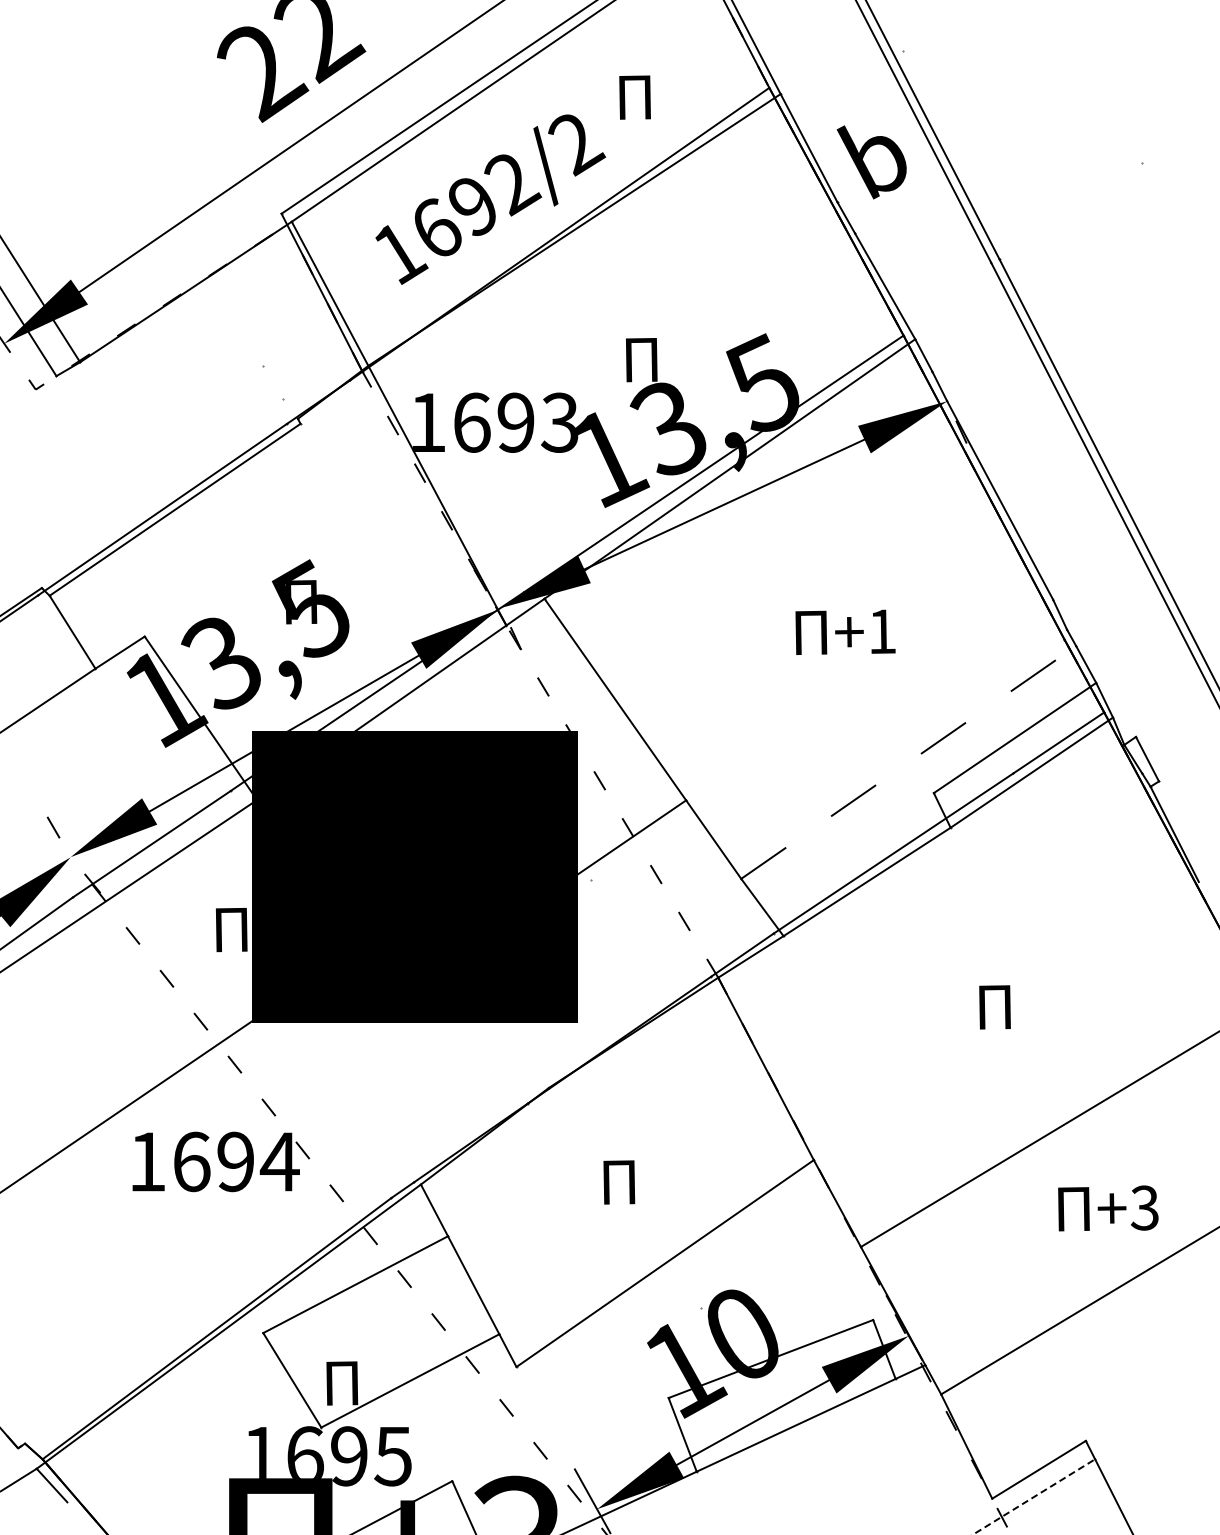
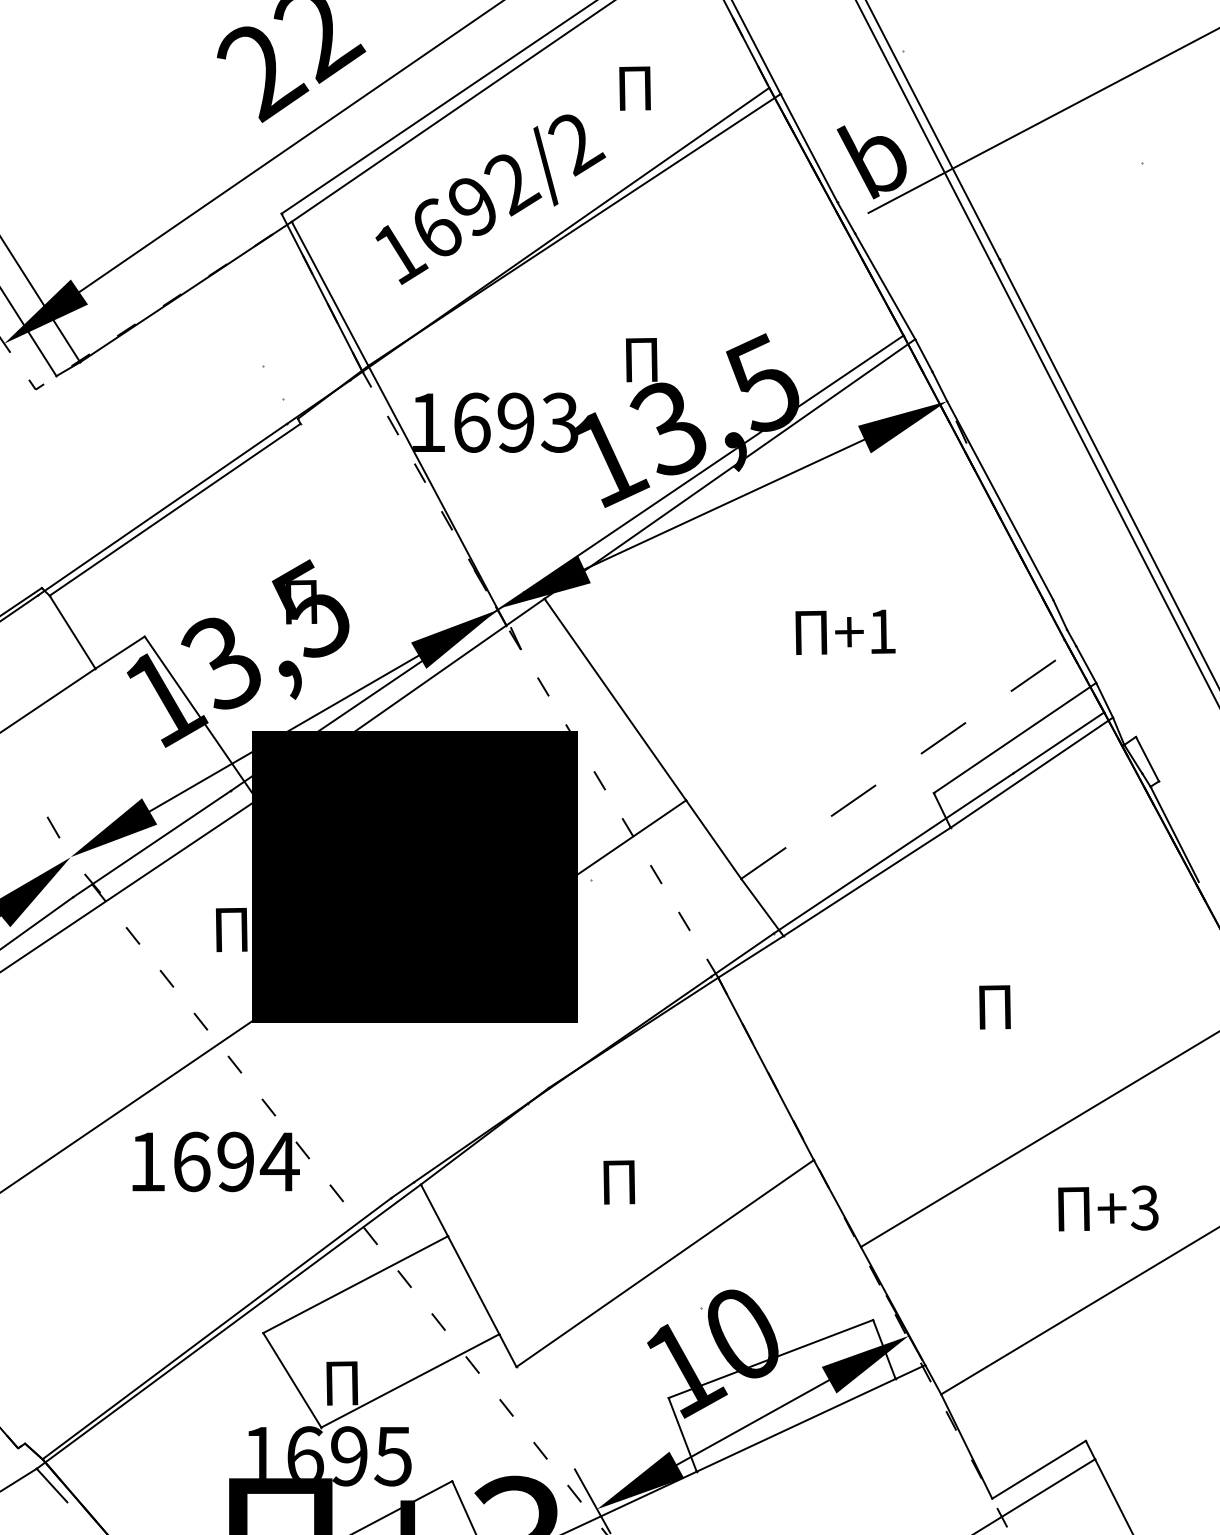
text position: (634, 97) -> (634, 88) (634, 88)
line: none -> present (1042, 121)
line: dashed -> solid (1033, 1497)
